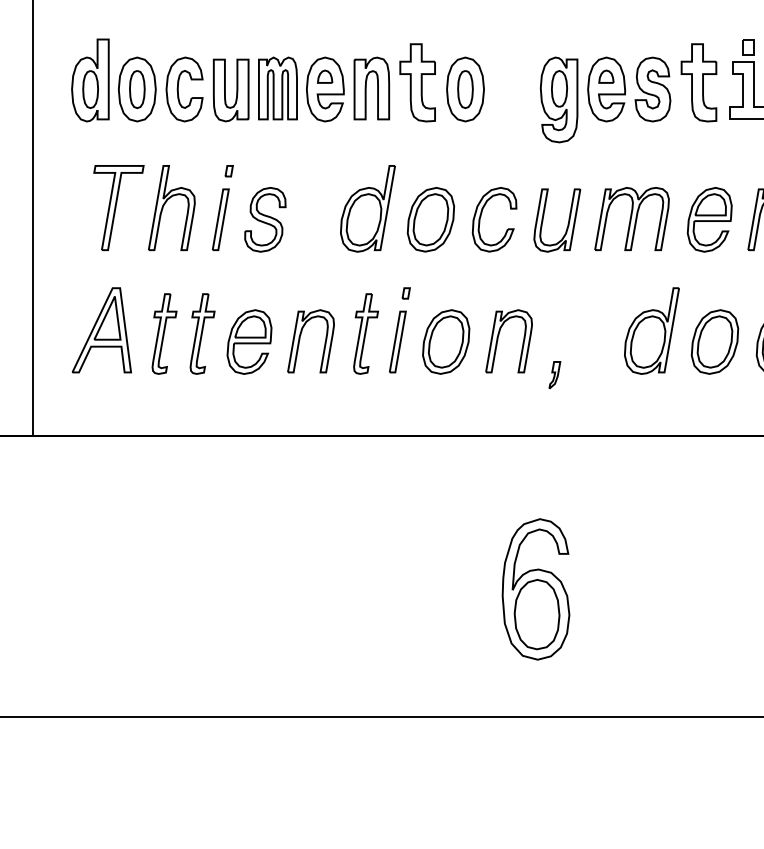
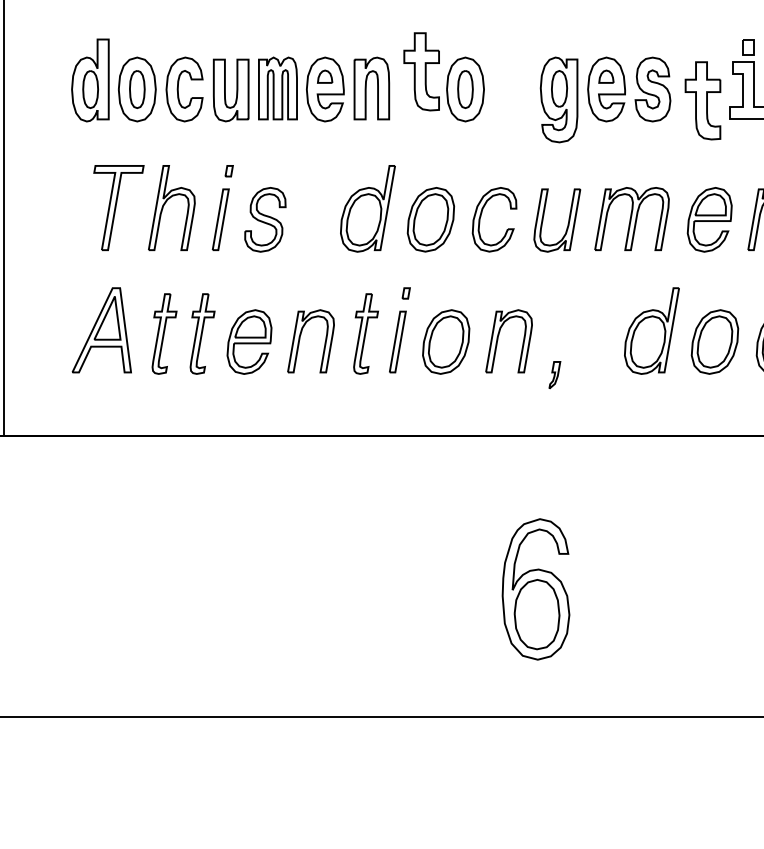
part position: (417, 82) -> (421, 71) (421, 71)
part position: (698, 82) -> (702, 100) (702, 100)
line position: (33, 219) -> (4, 219) (4, 219)
